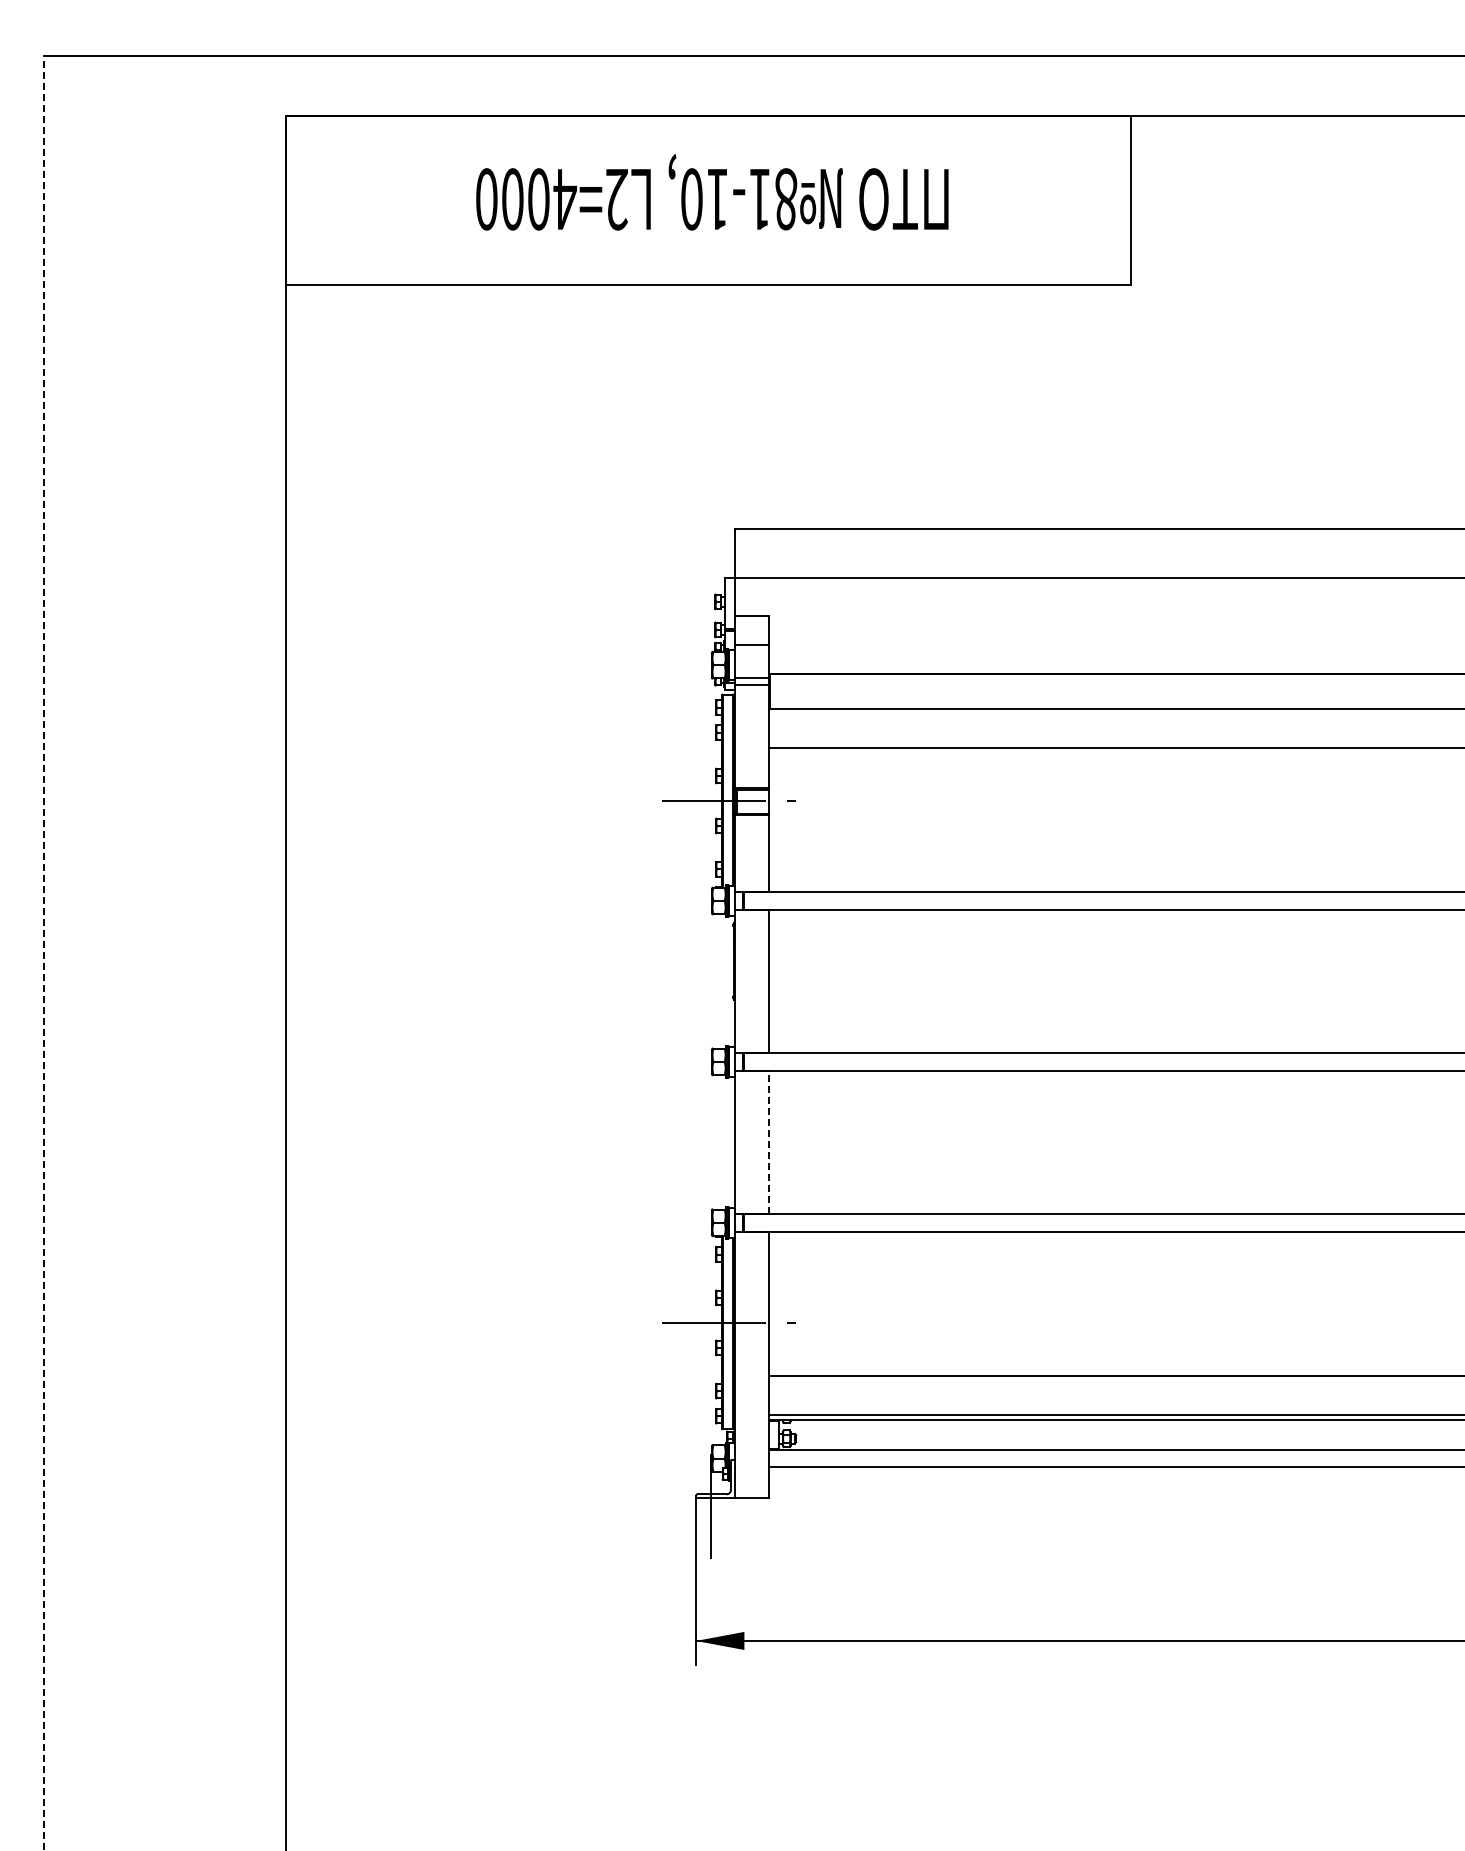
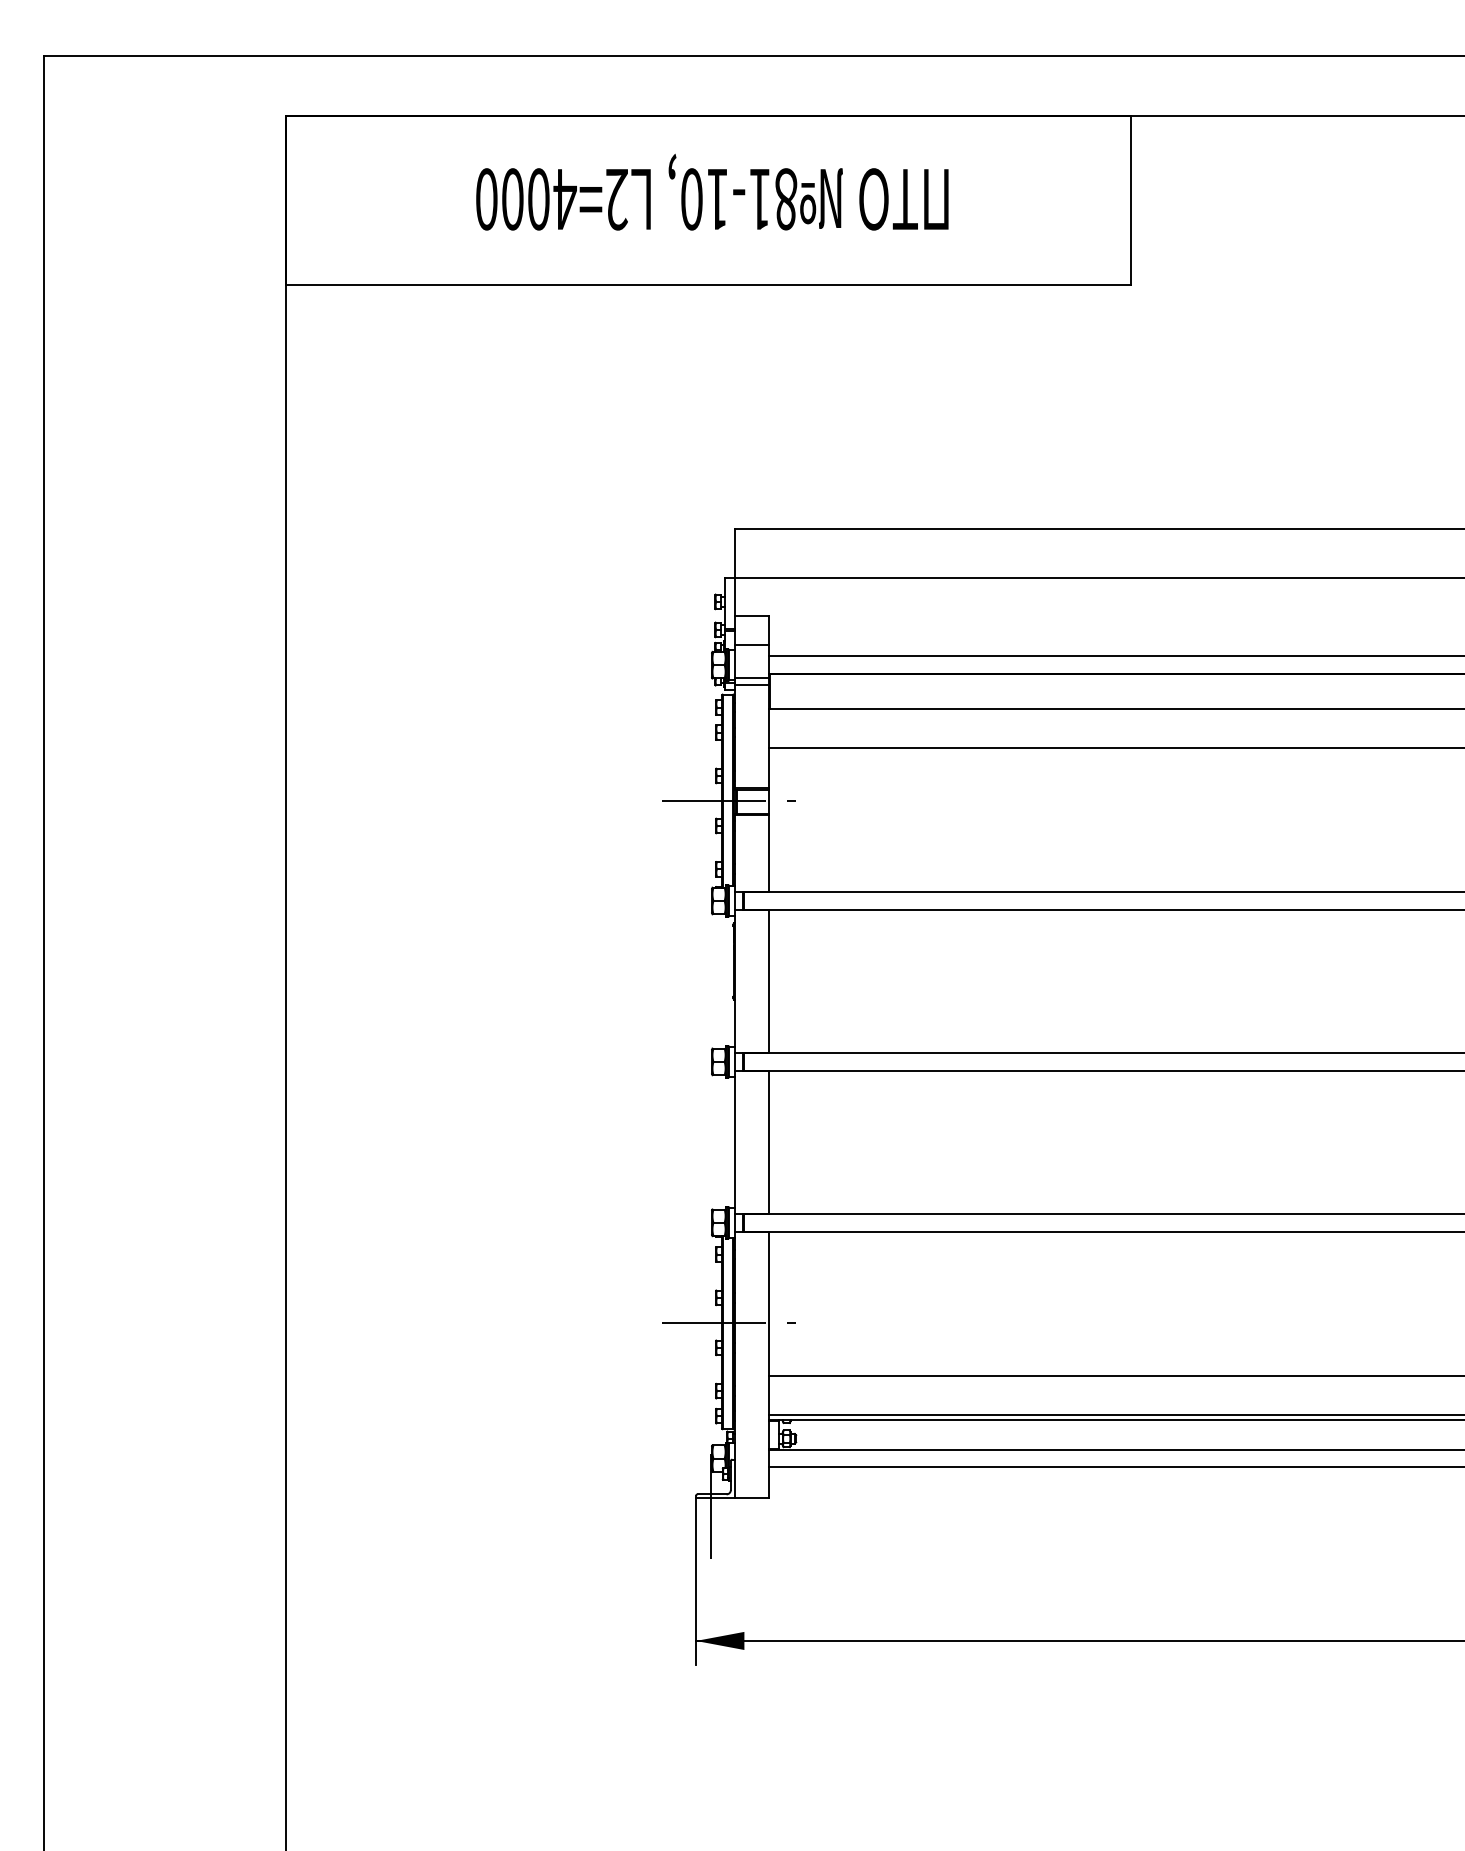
line: none -> present (1114, 656)
line: dashed -> solid (43, 952)
line: dashed -> solid (768, 1142)
